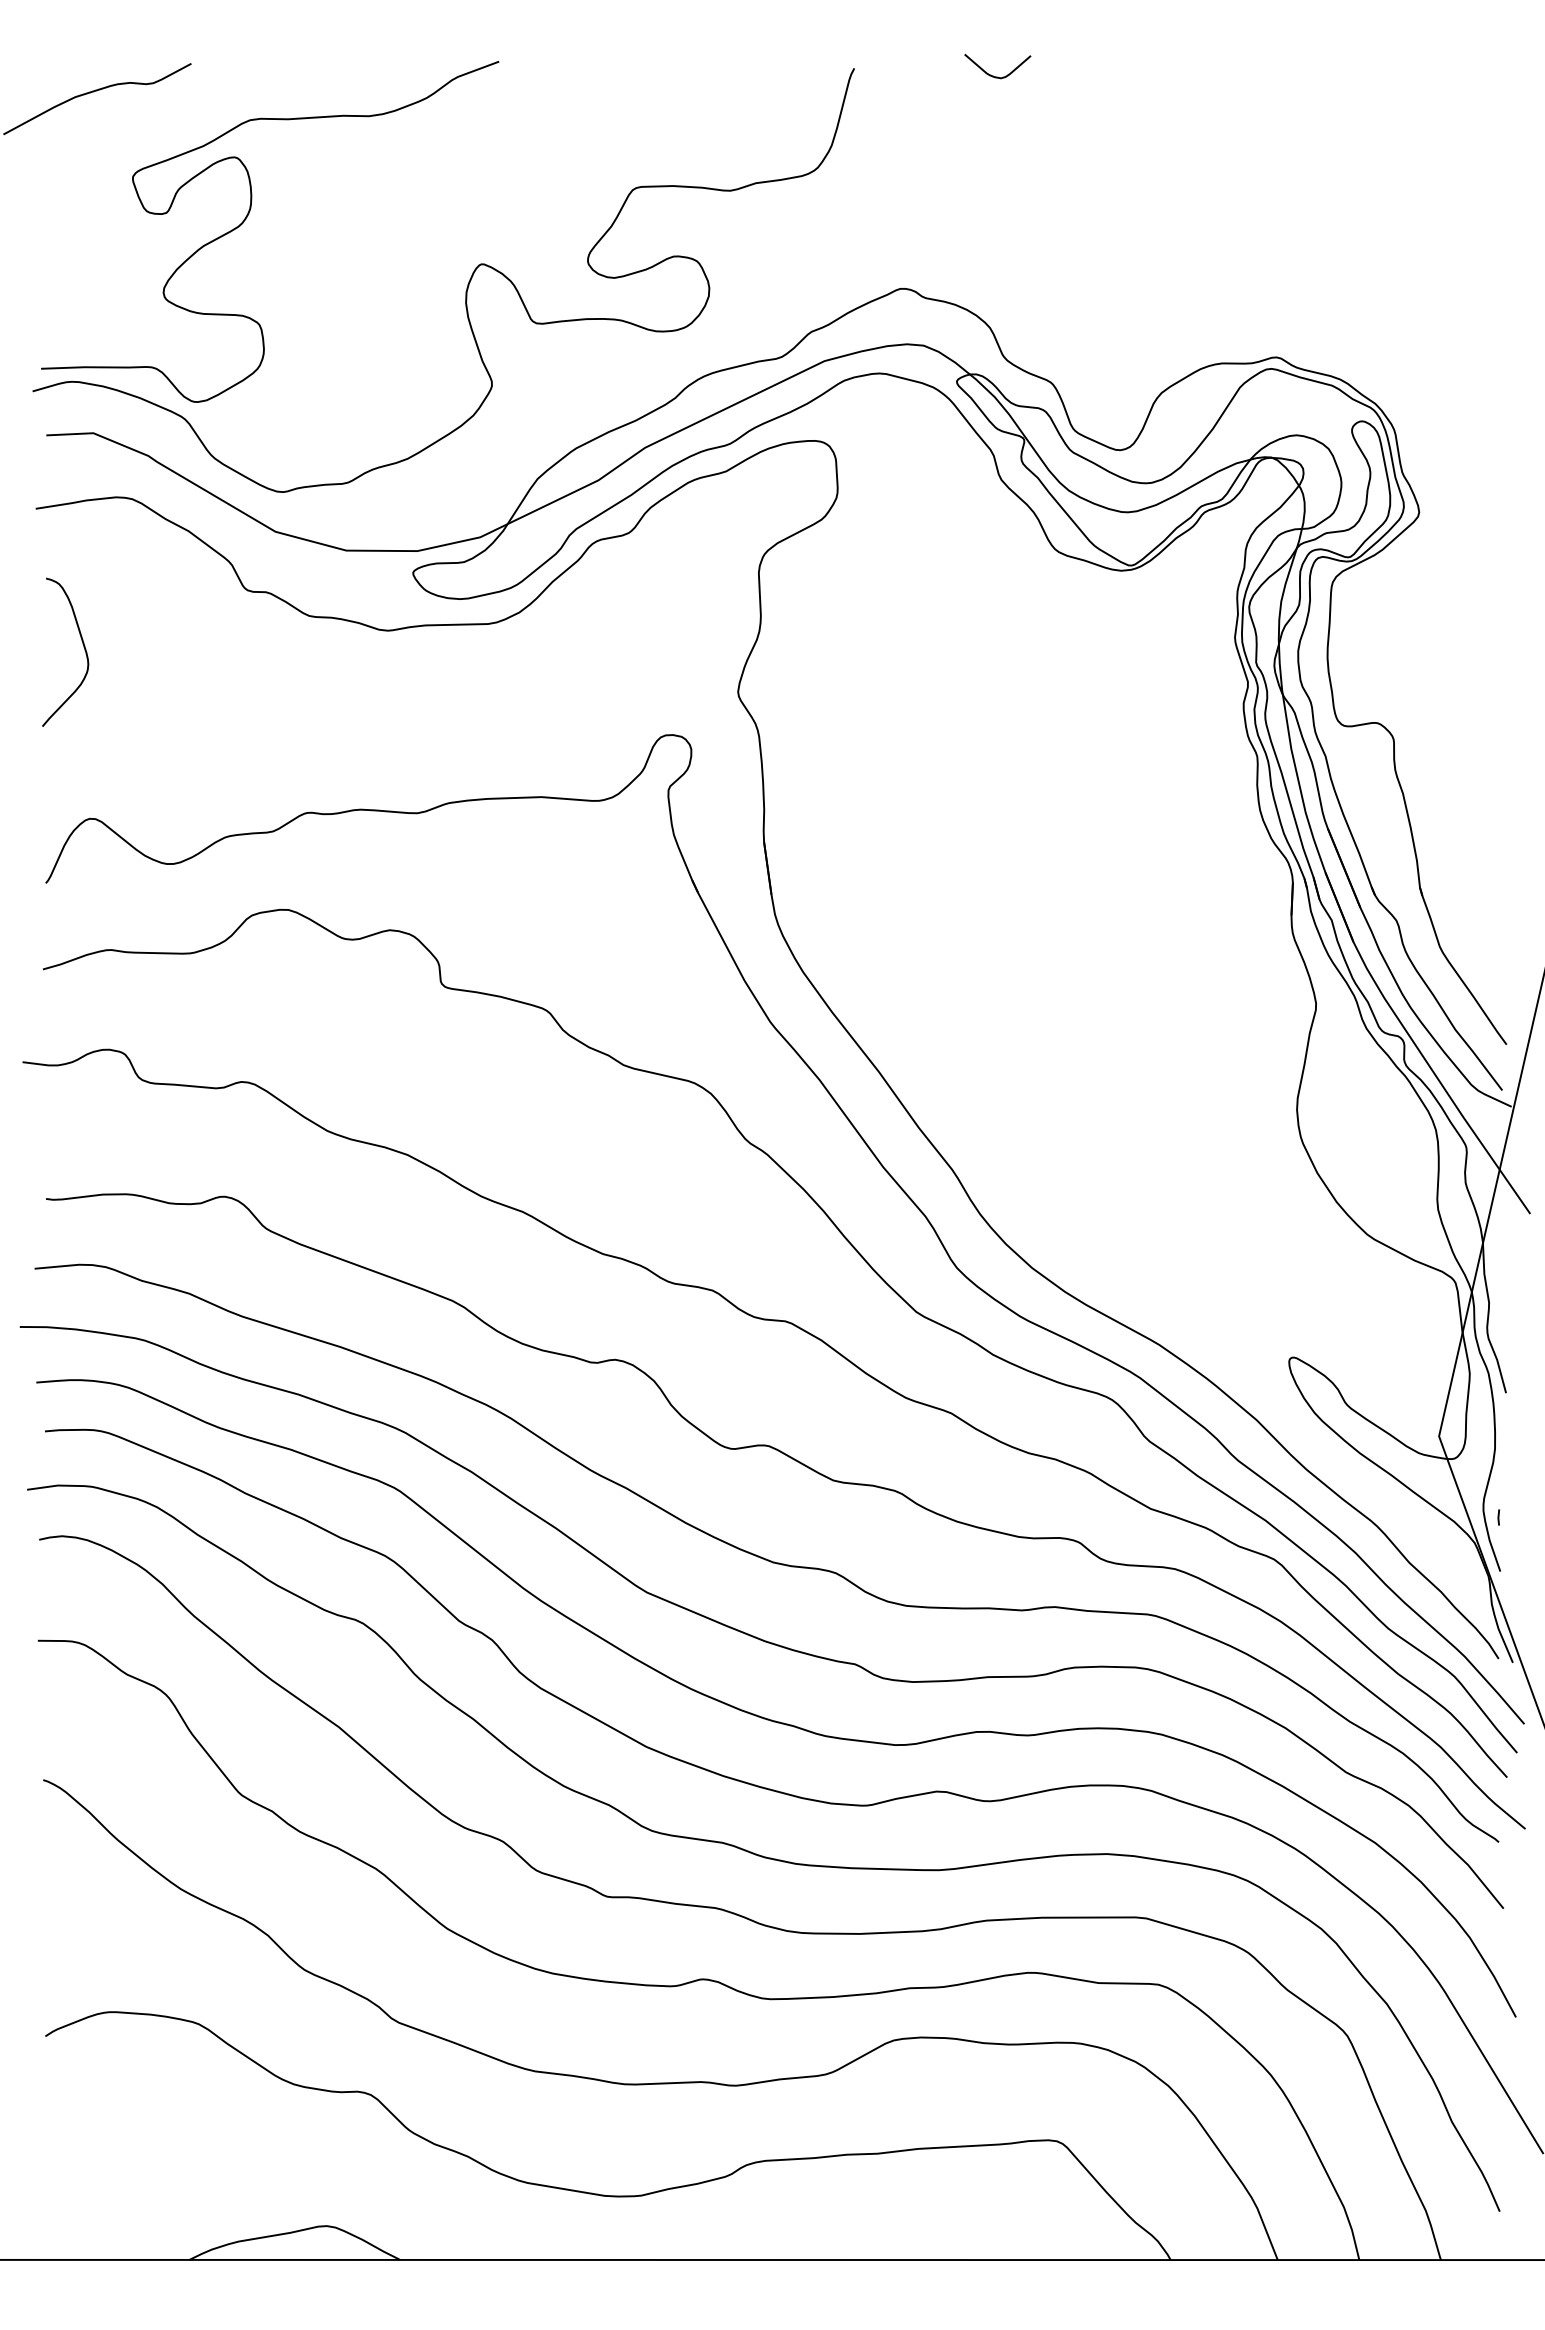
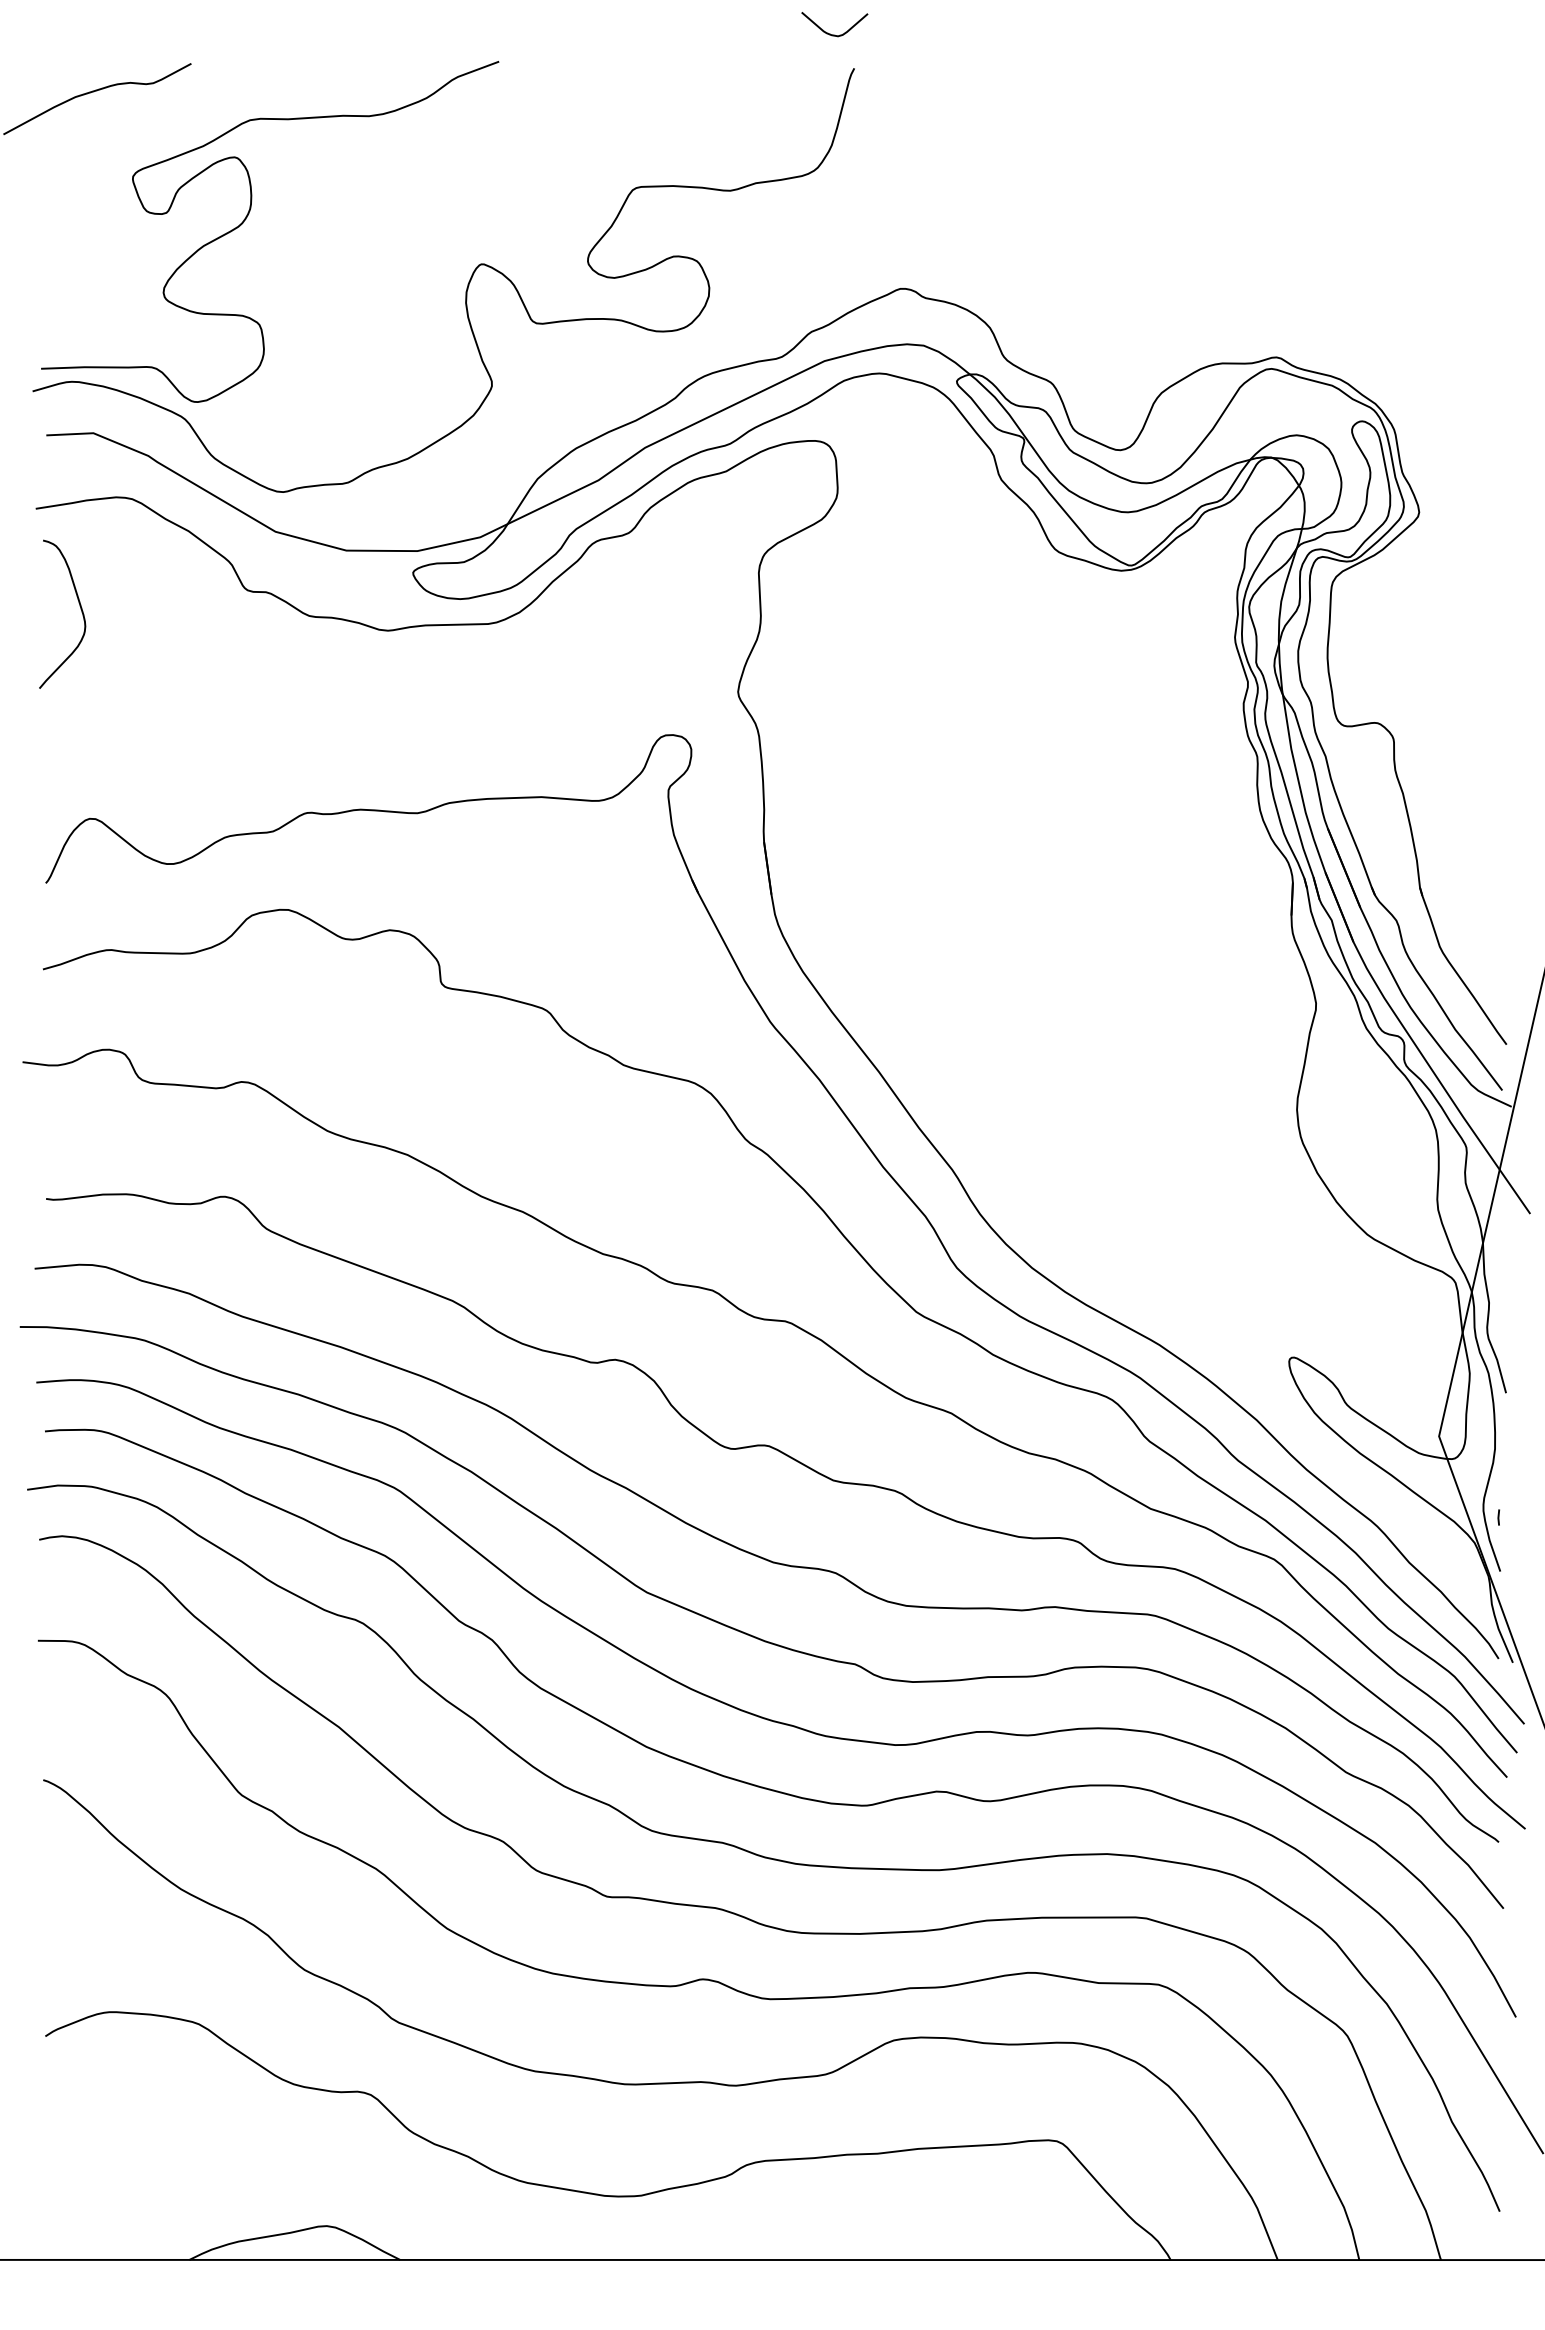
curve position: (993, 75) -> (830, 33) (830, 33)
curve position: (82, 644) -> (79, 606) (79, 606)
